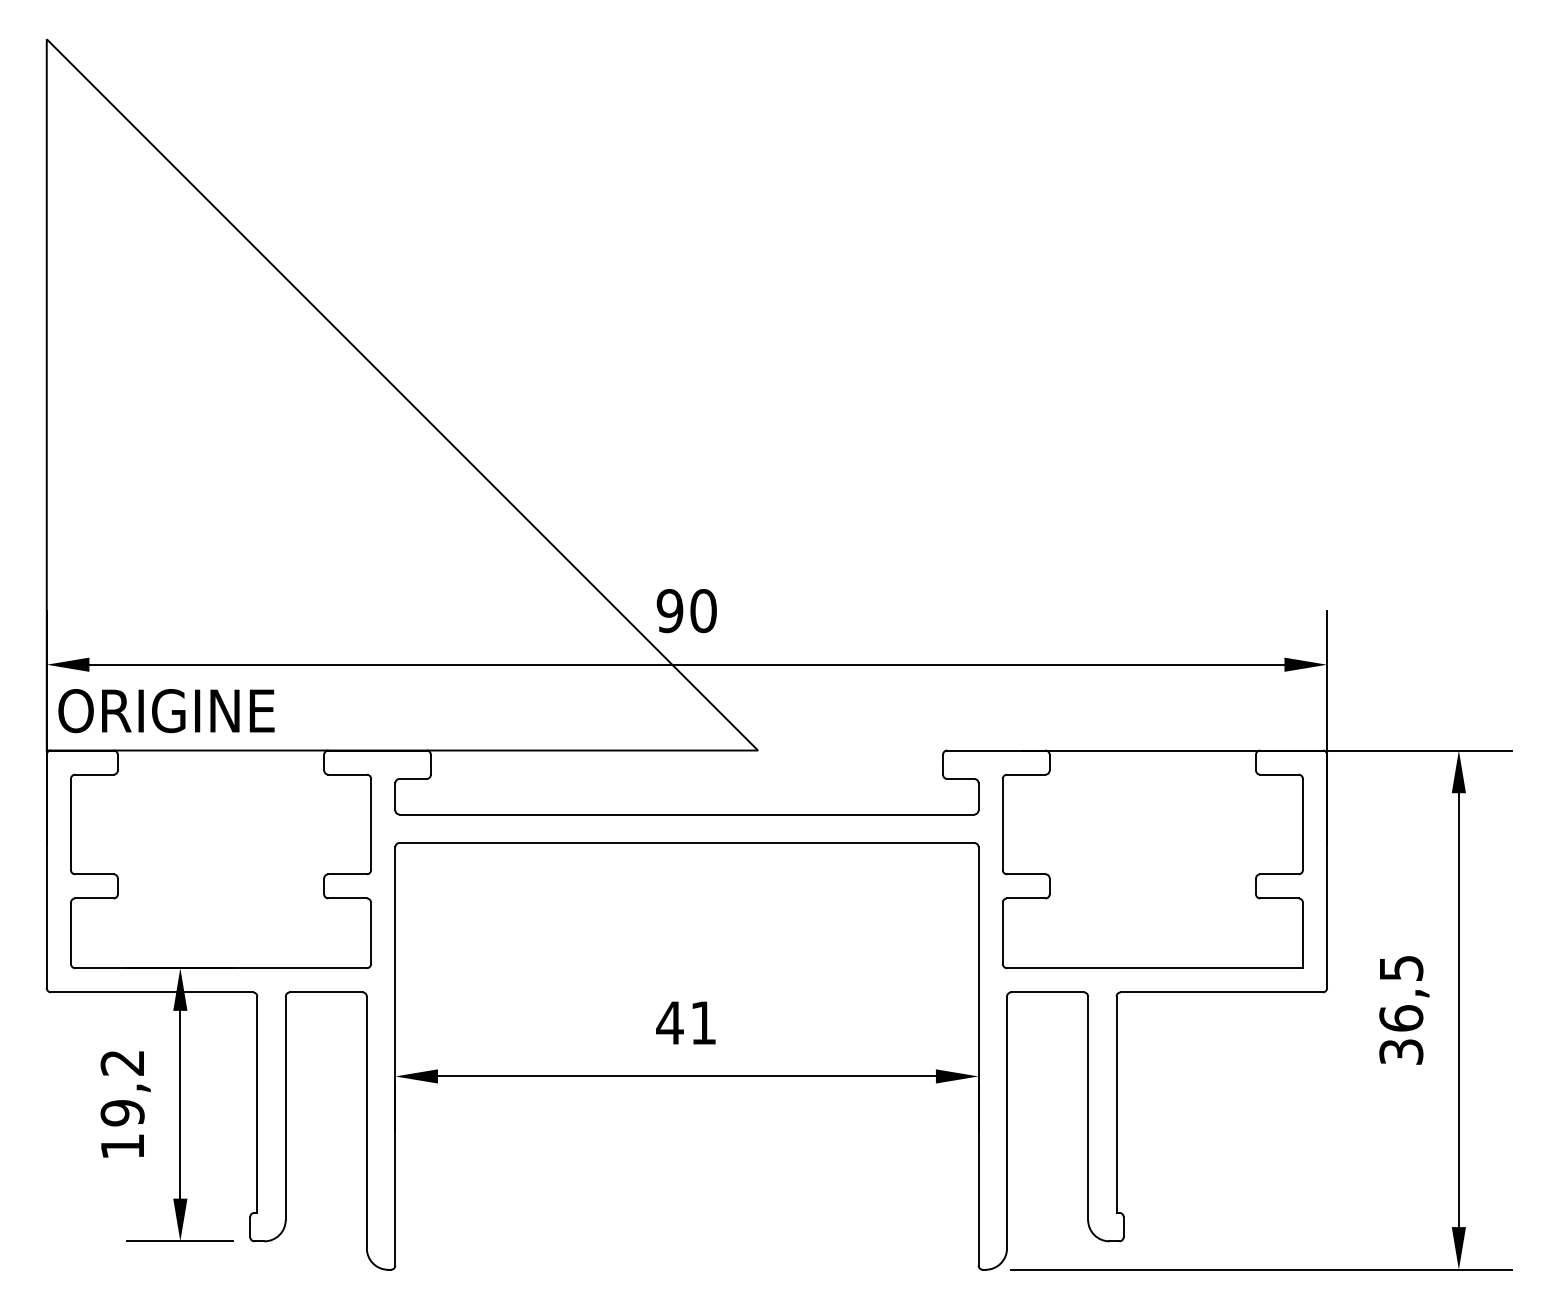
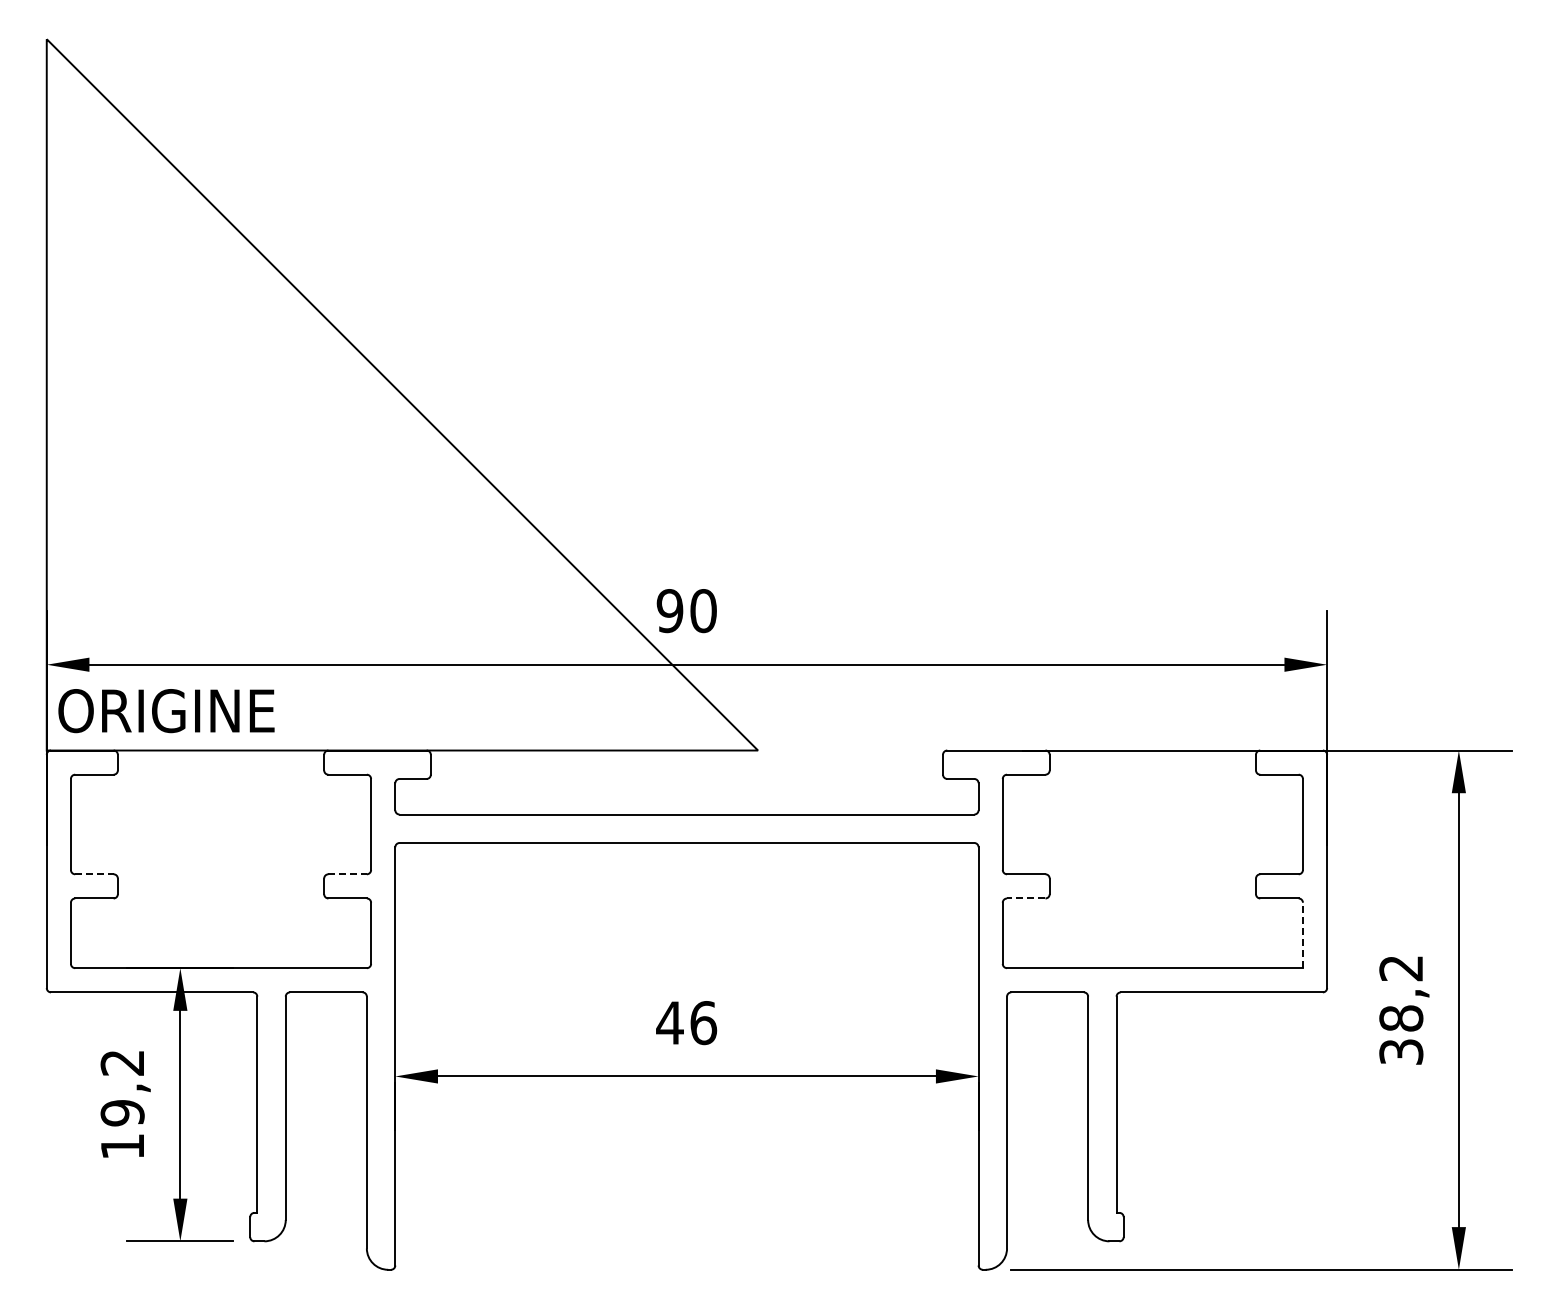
line: solid -> dashed (94, 874)
line: solid -> dashed (348, 874)
line: solid -> dashed (1025, 898)
line: solid -> dashed (1302, 935)
text: 36,5 -> 38,2 (1401, 993)
text: 41 -> 46 (703, 1023)
